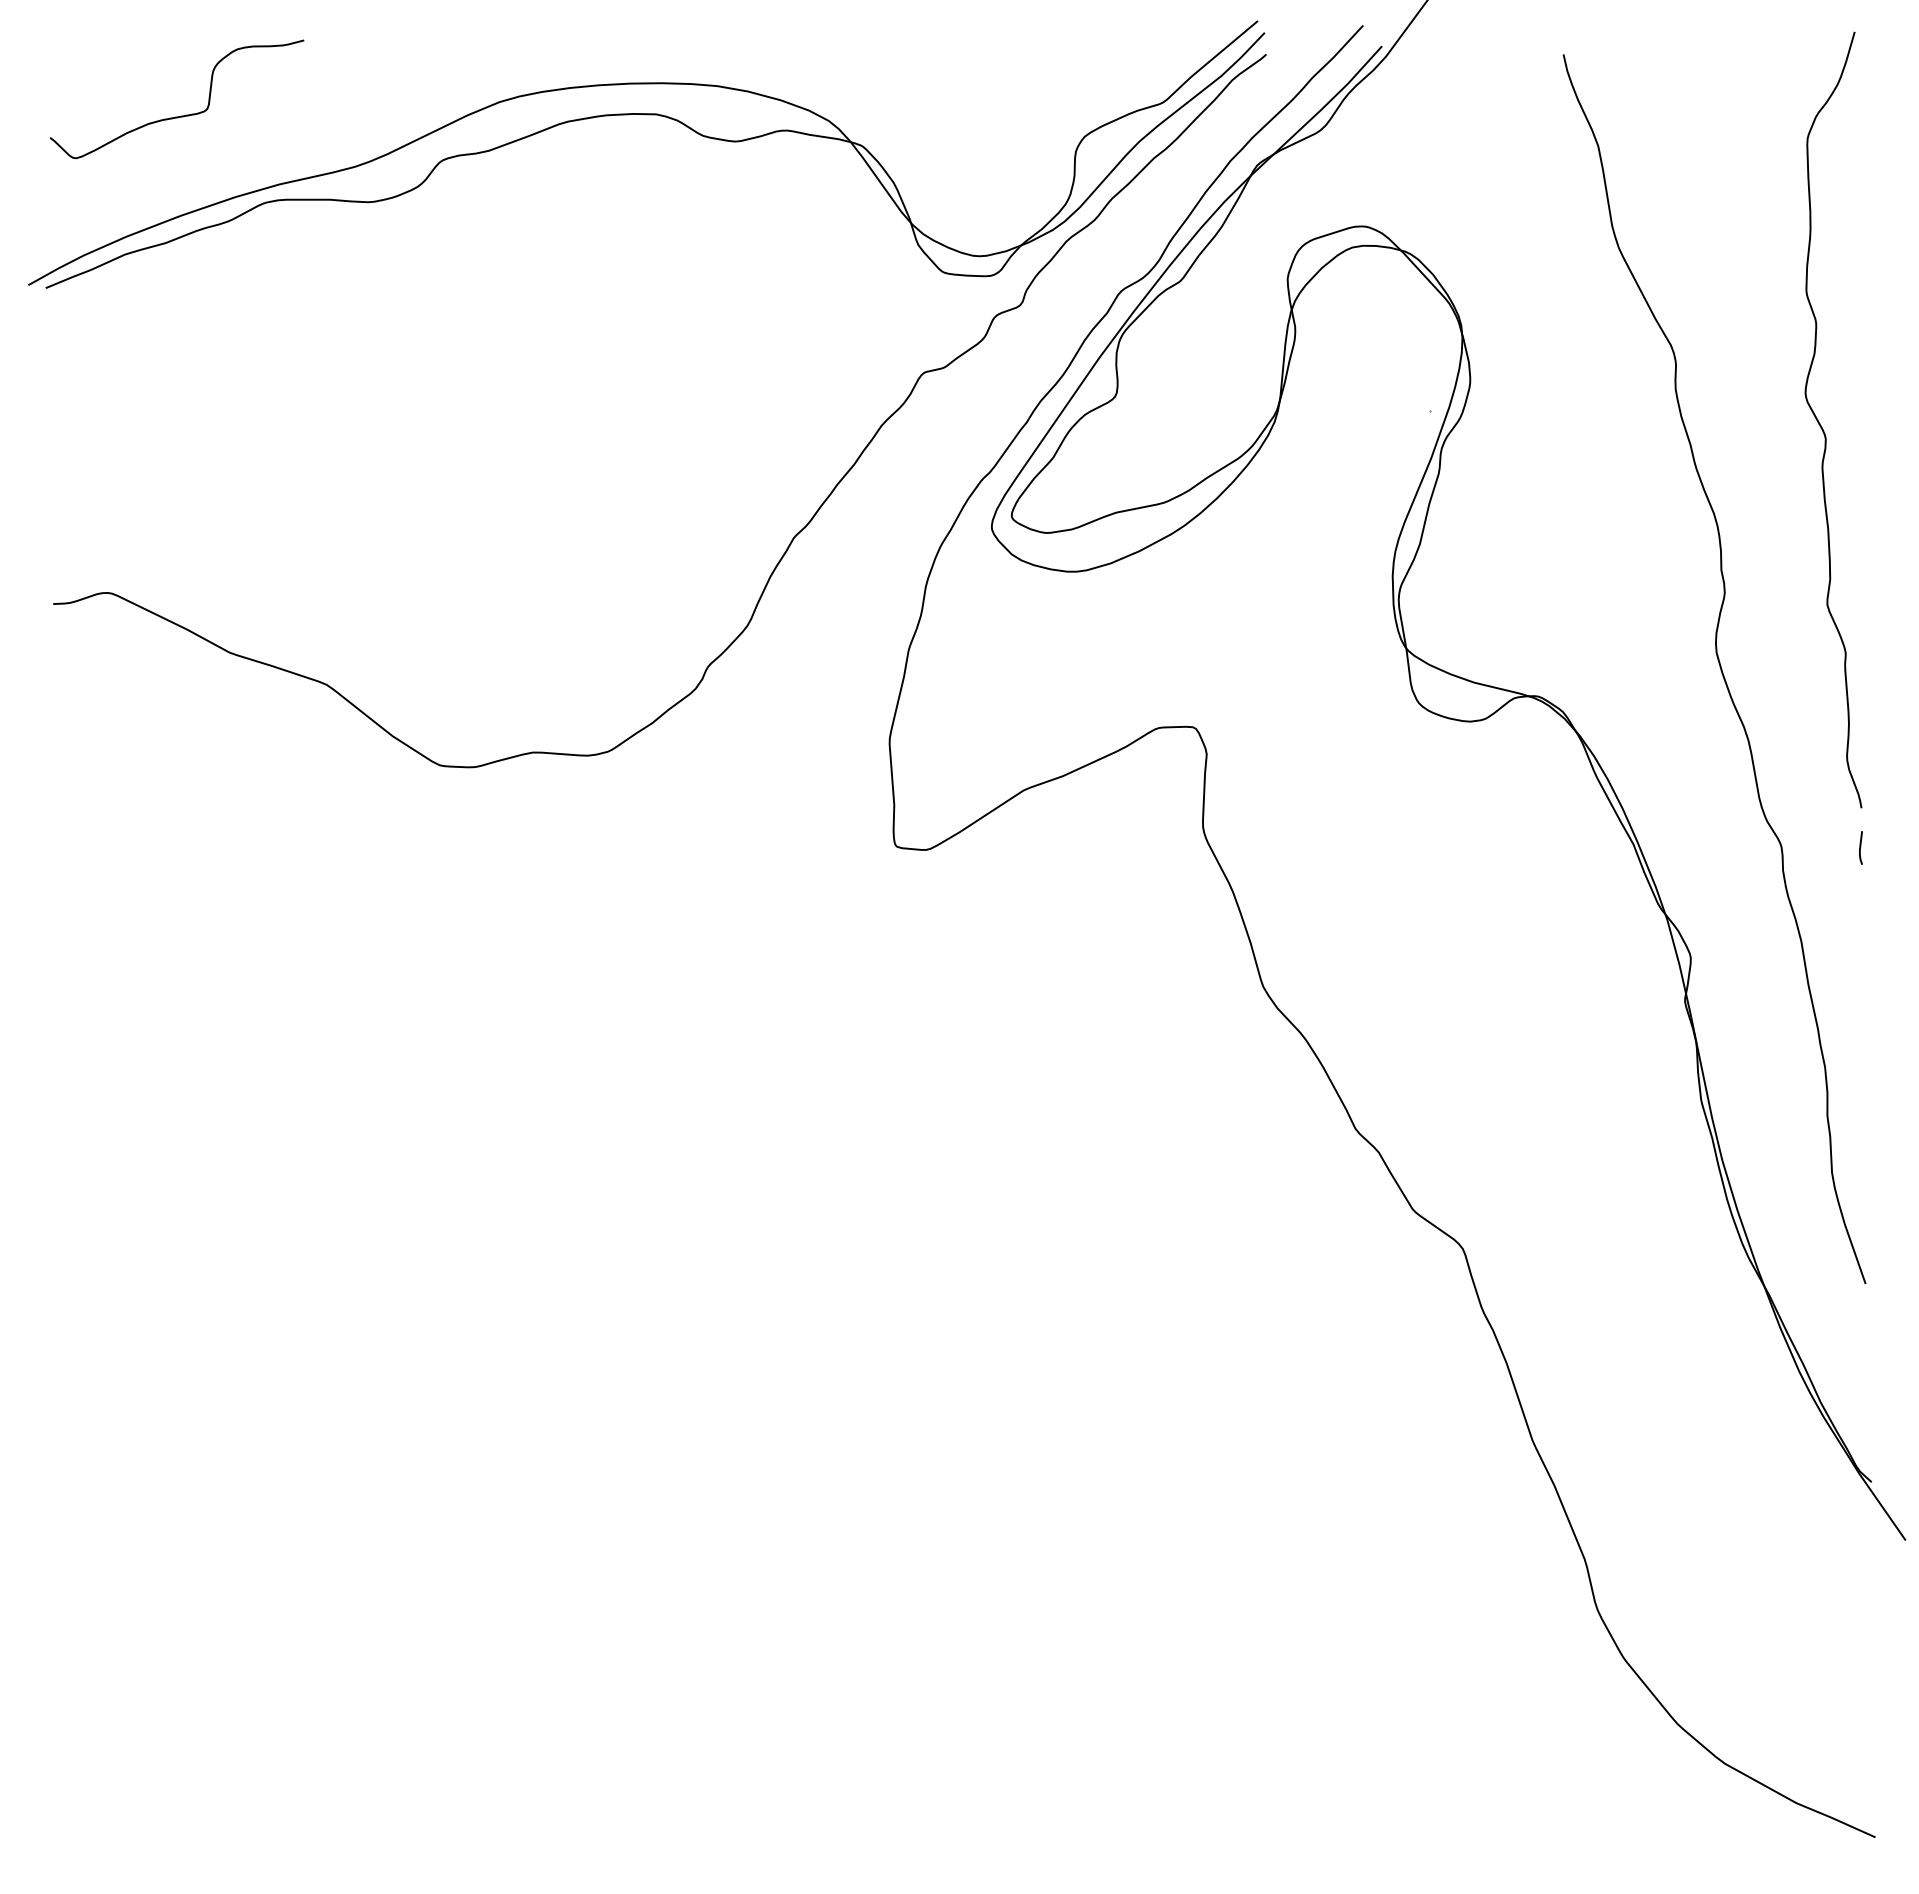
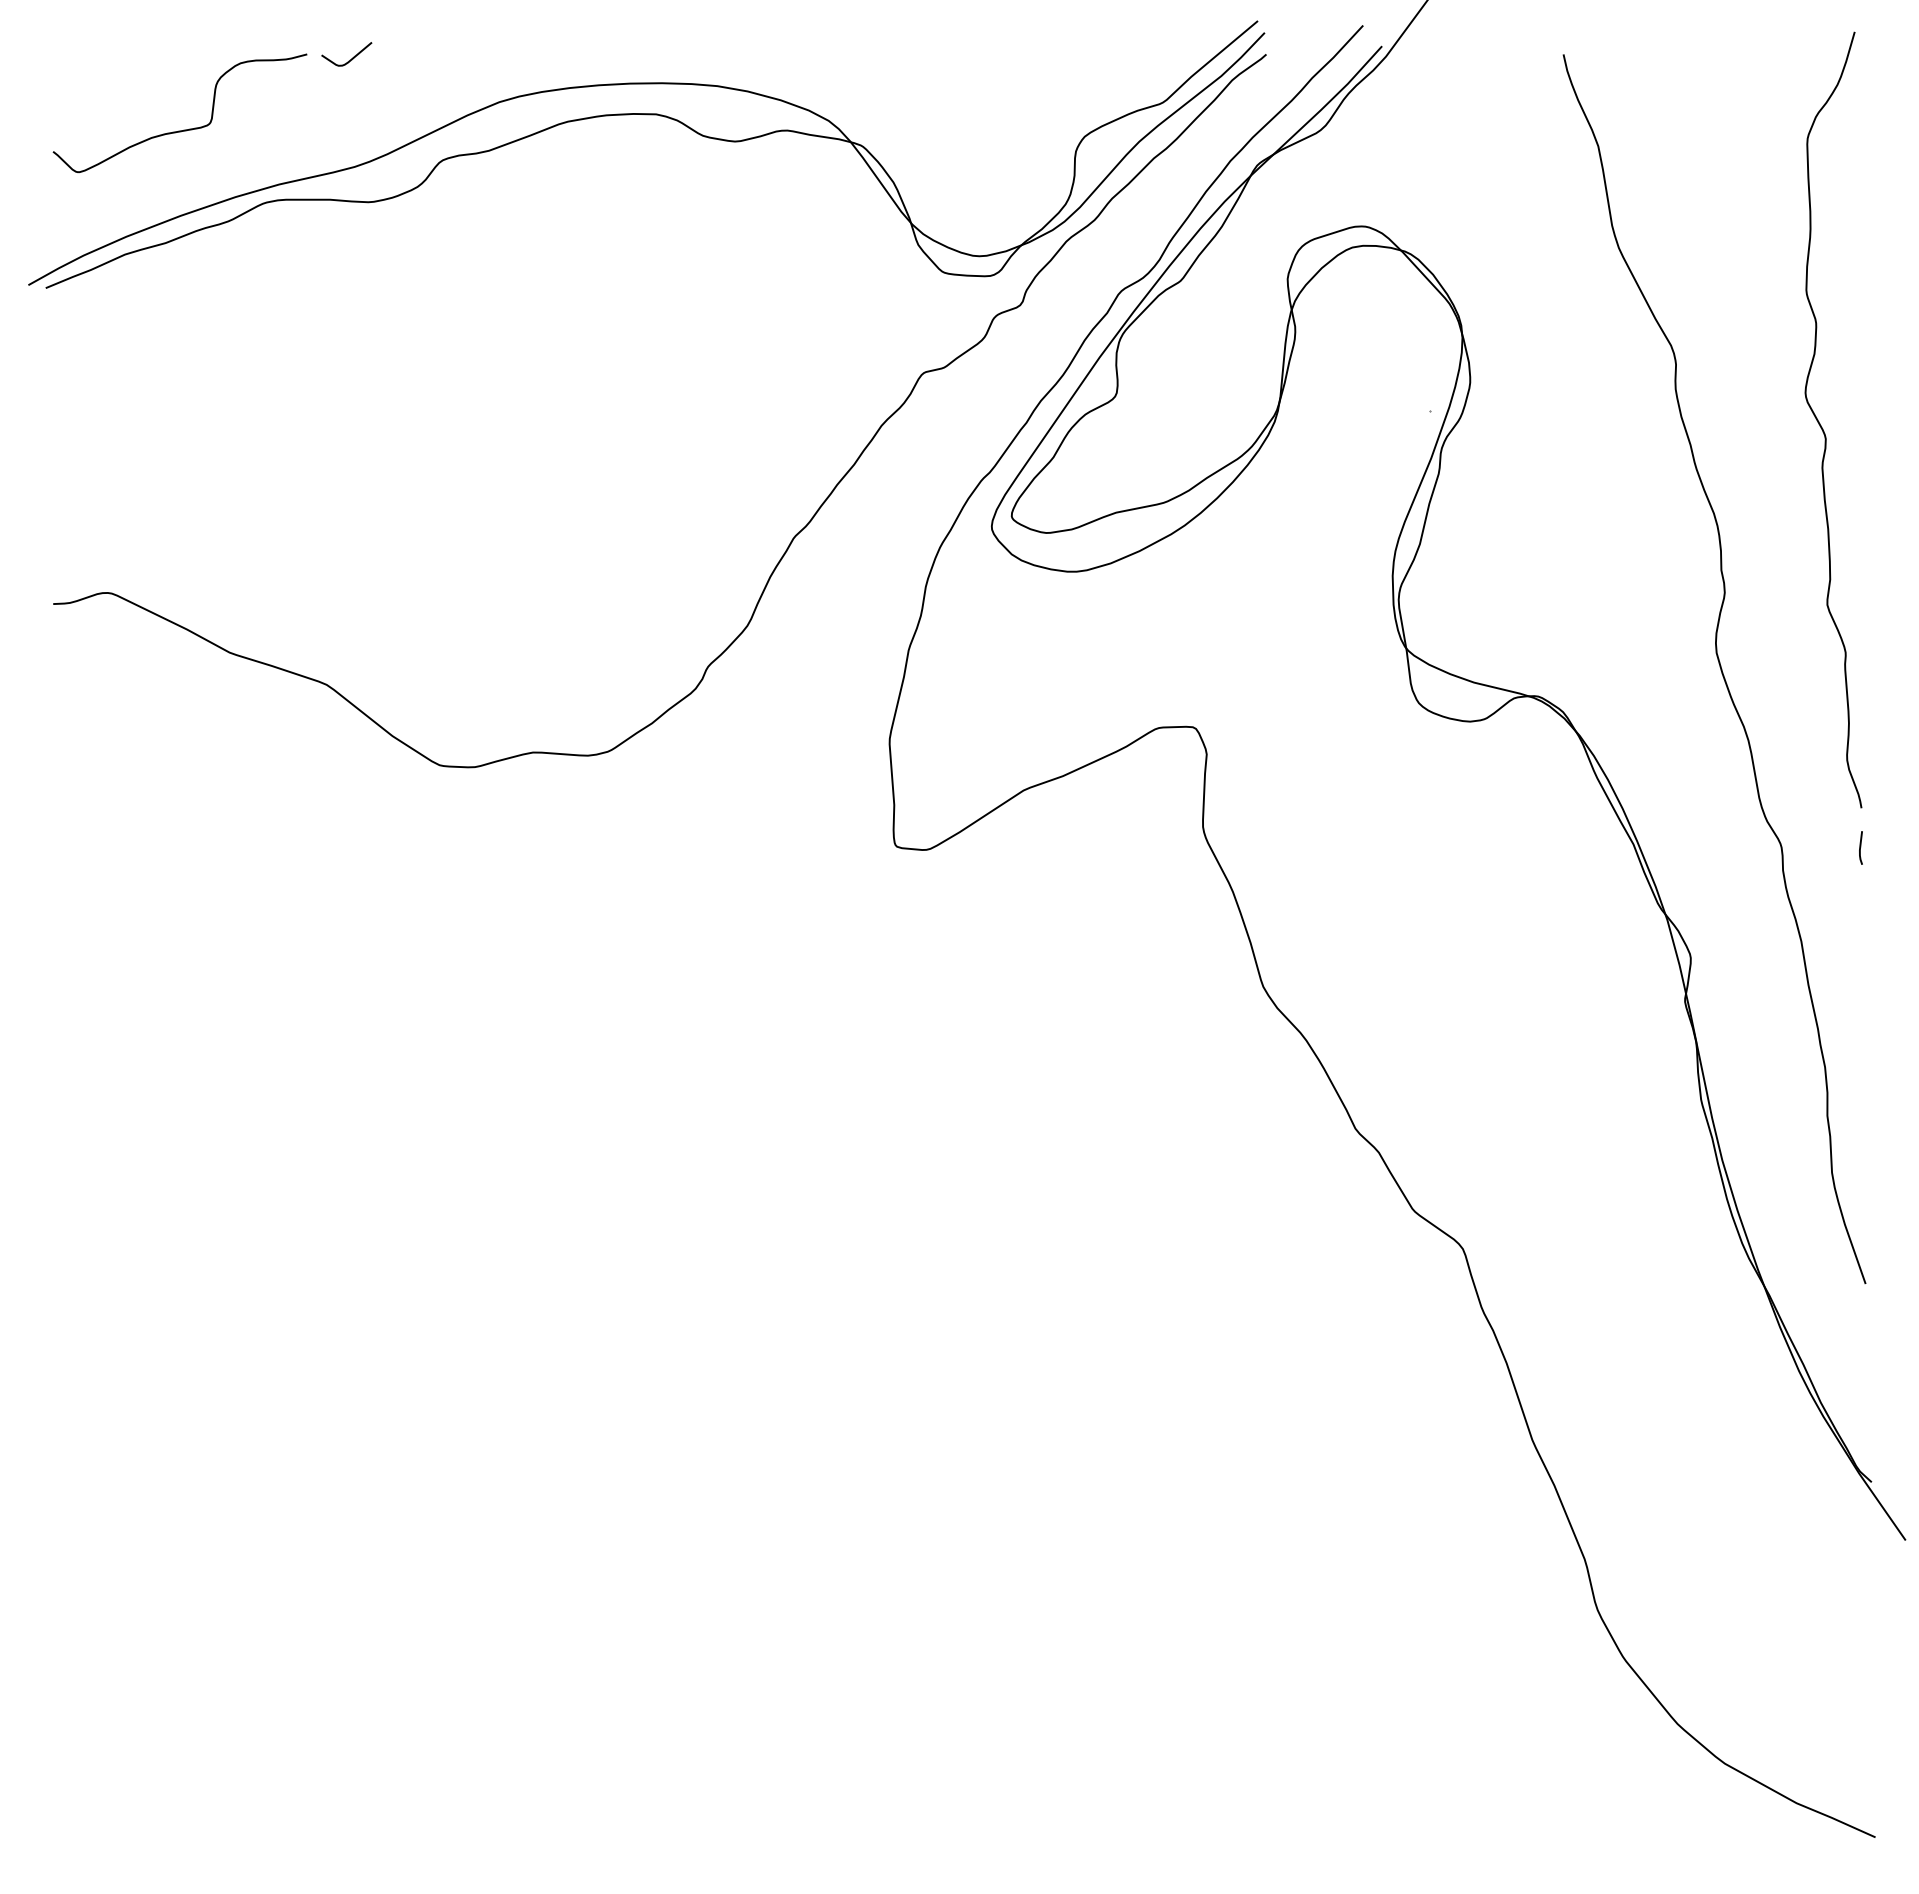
curve: none -> present (348, 60)
curve position: (180, 115) -> (183, 129) (183, 129)
